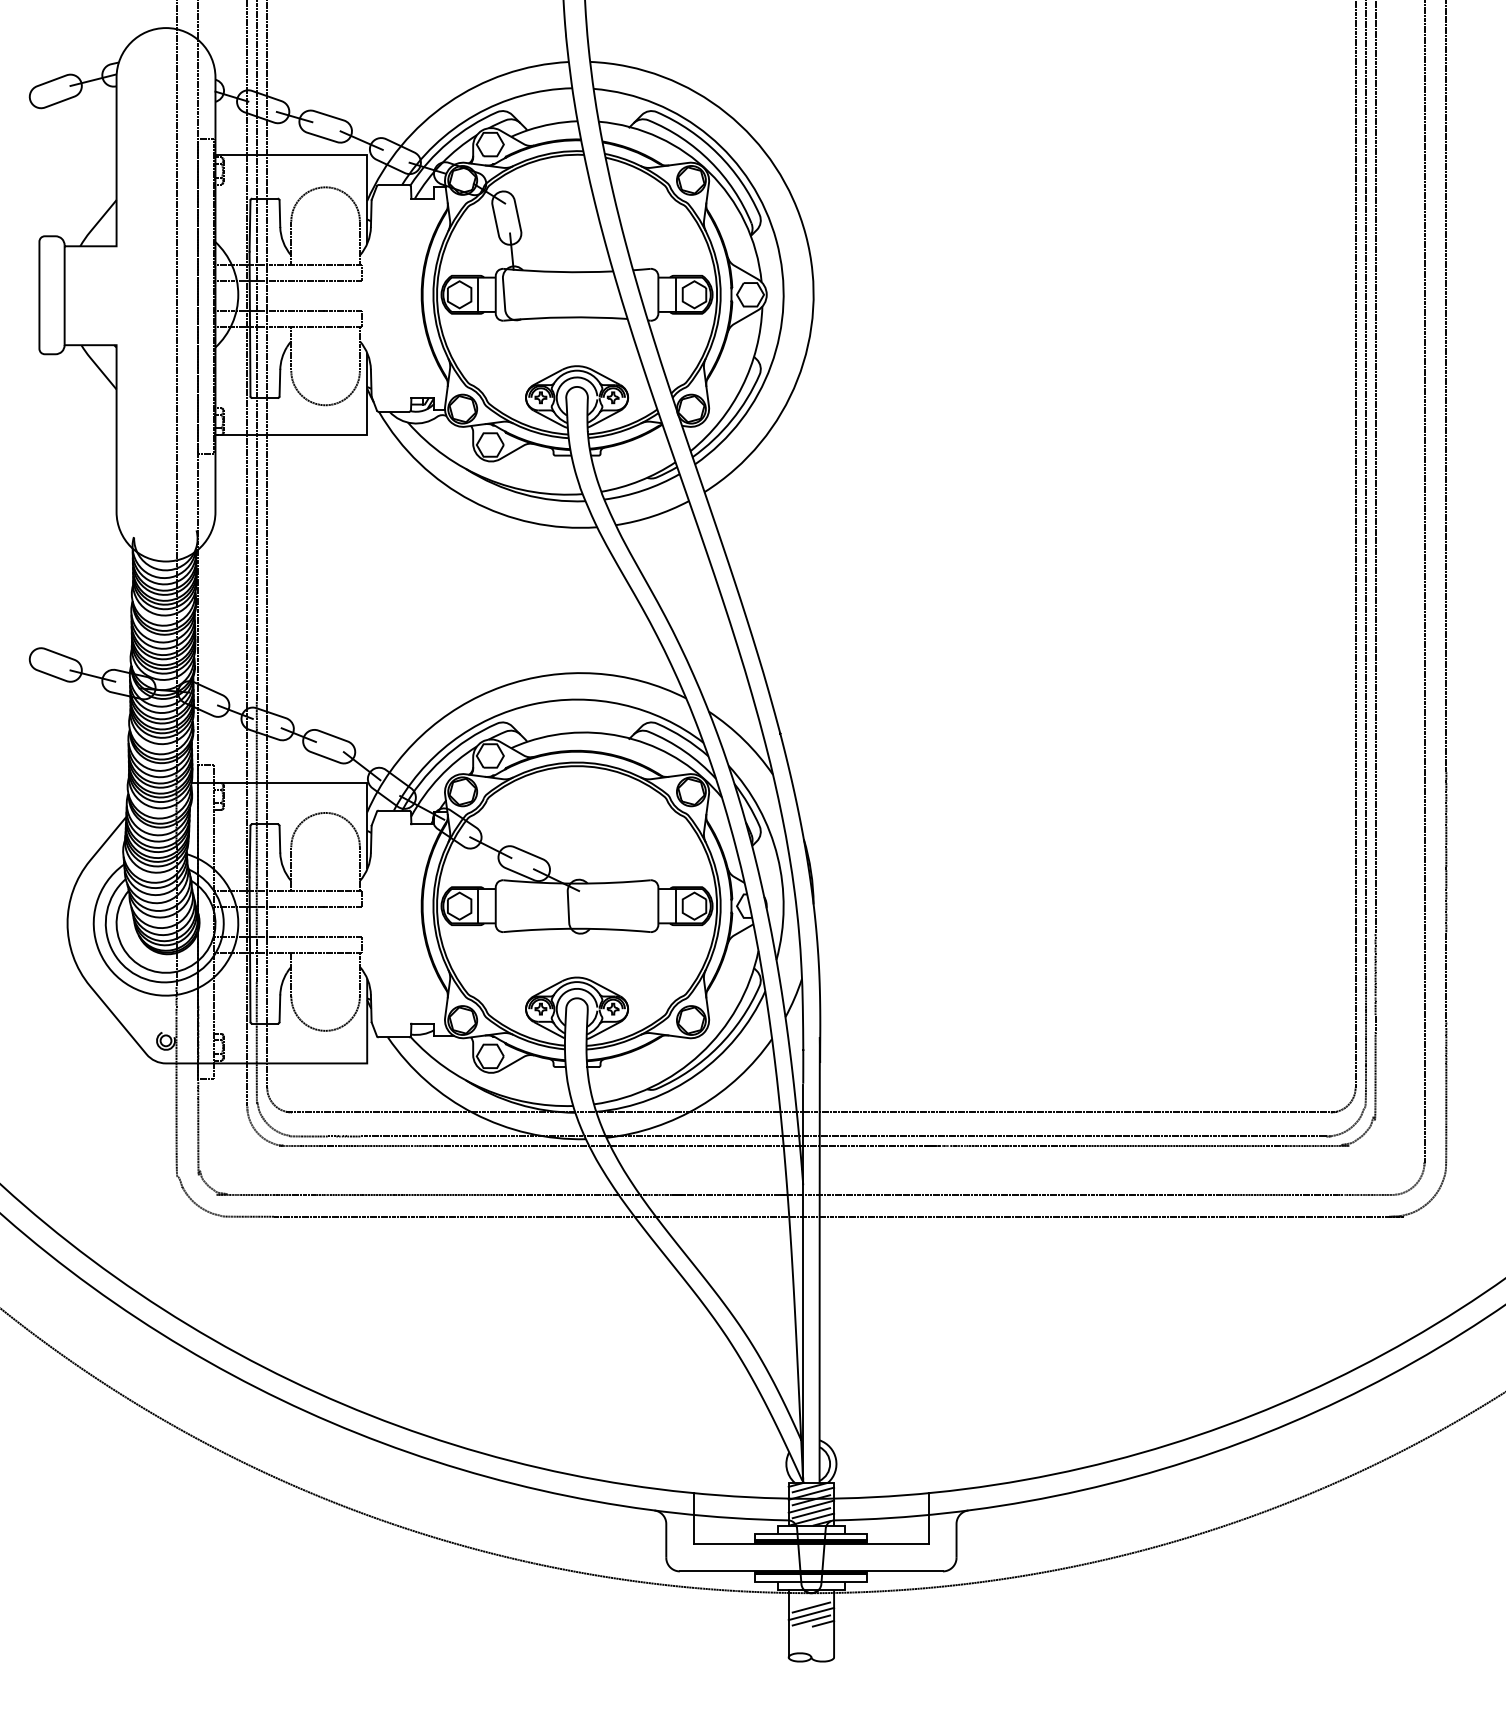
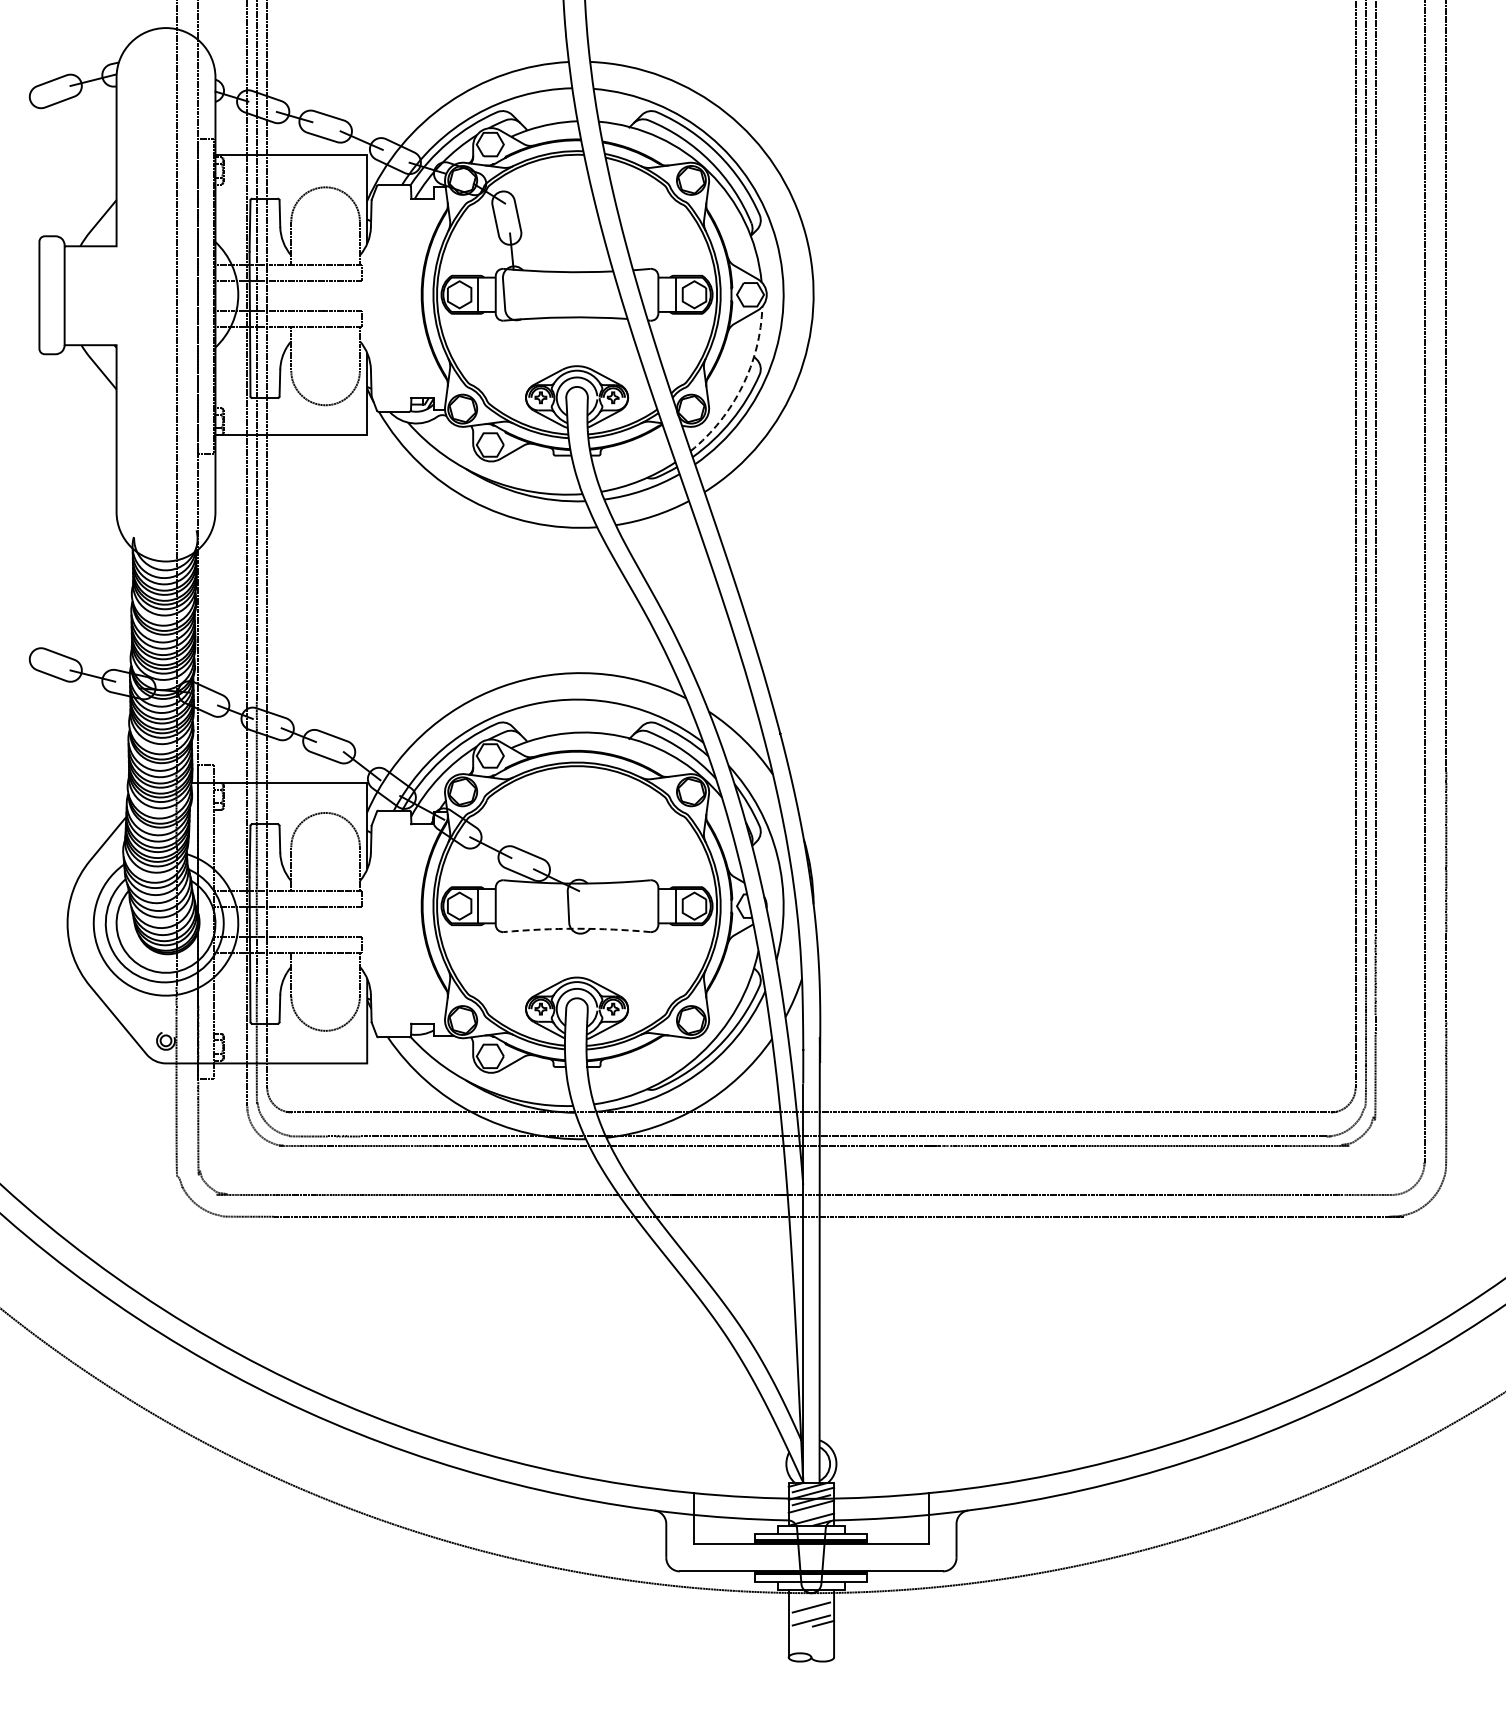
arc: solid -> dashed (742, 386)
line: solid -> dashed (577, 928)
line: present -> none (811, 1513)
line: present -> none (811, 1613)
